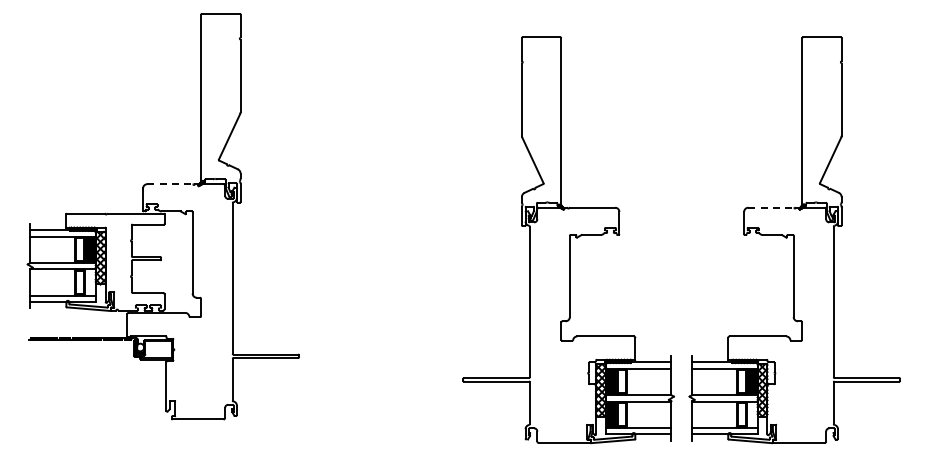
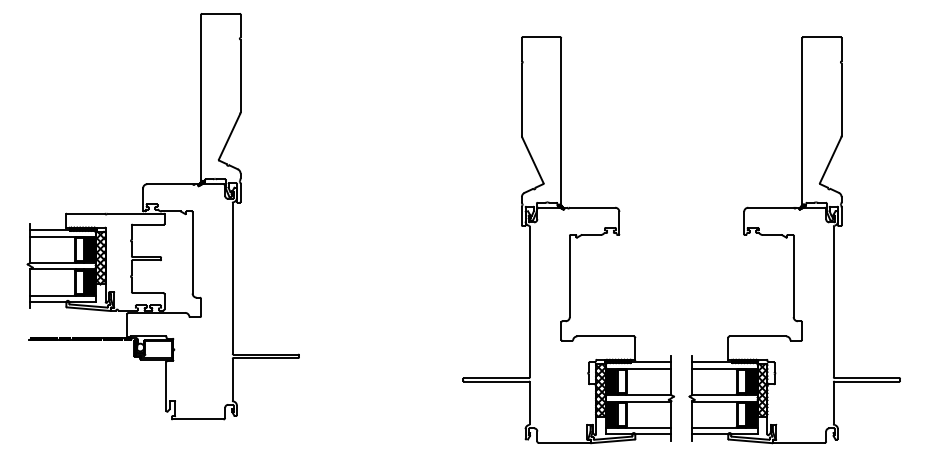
line: dashed -> solid (169, 184)
line: dashed -> solid (770, 207)
fill: none -> present (89, 282)
fill: none -> present (751, 414)
